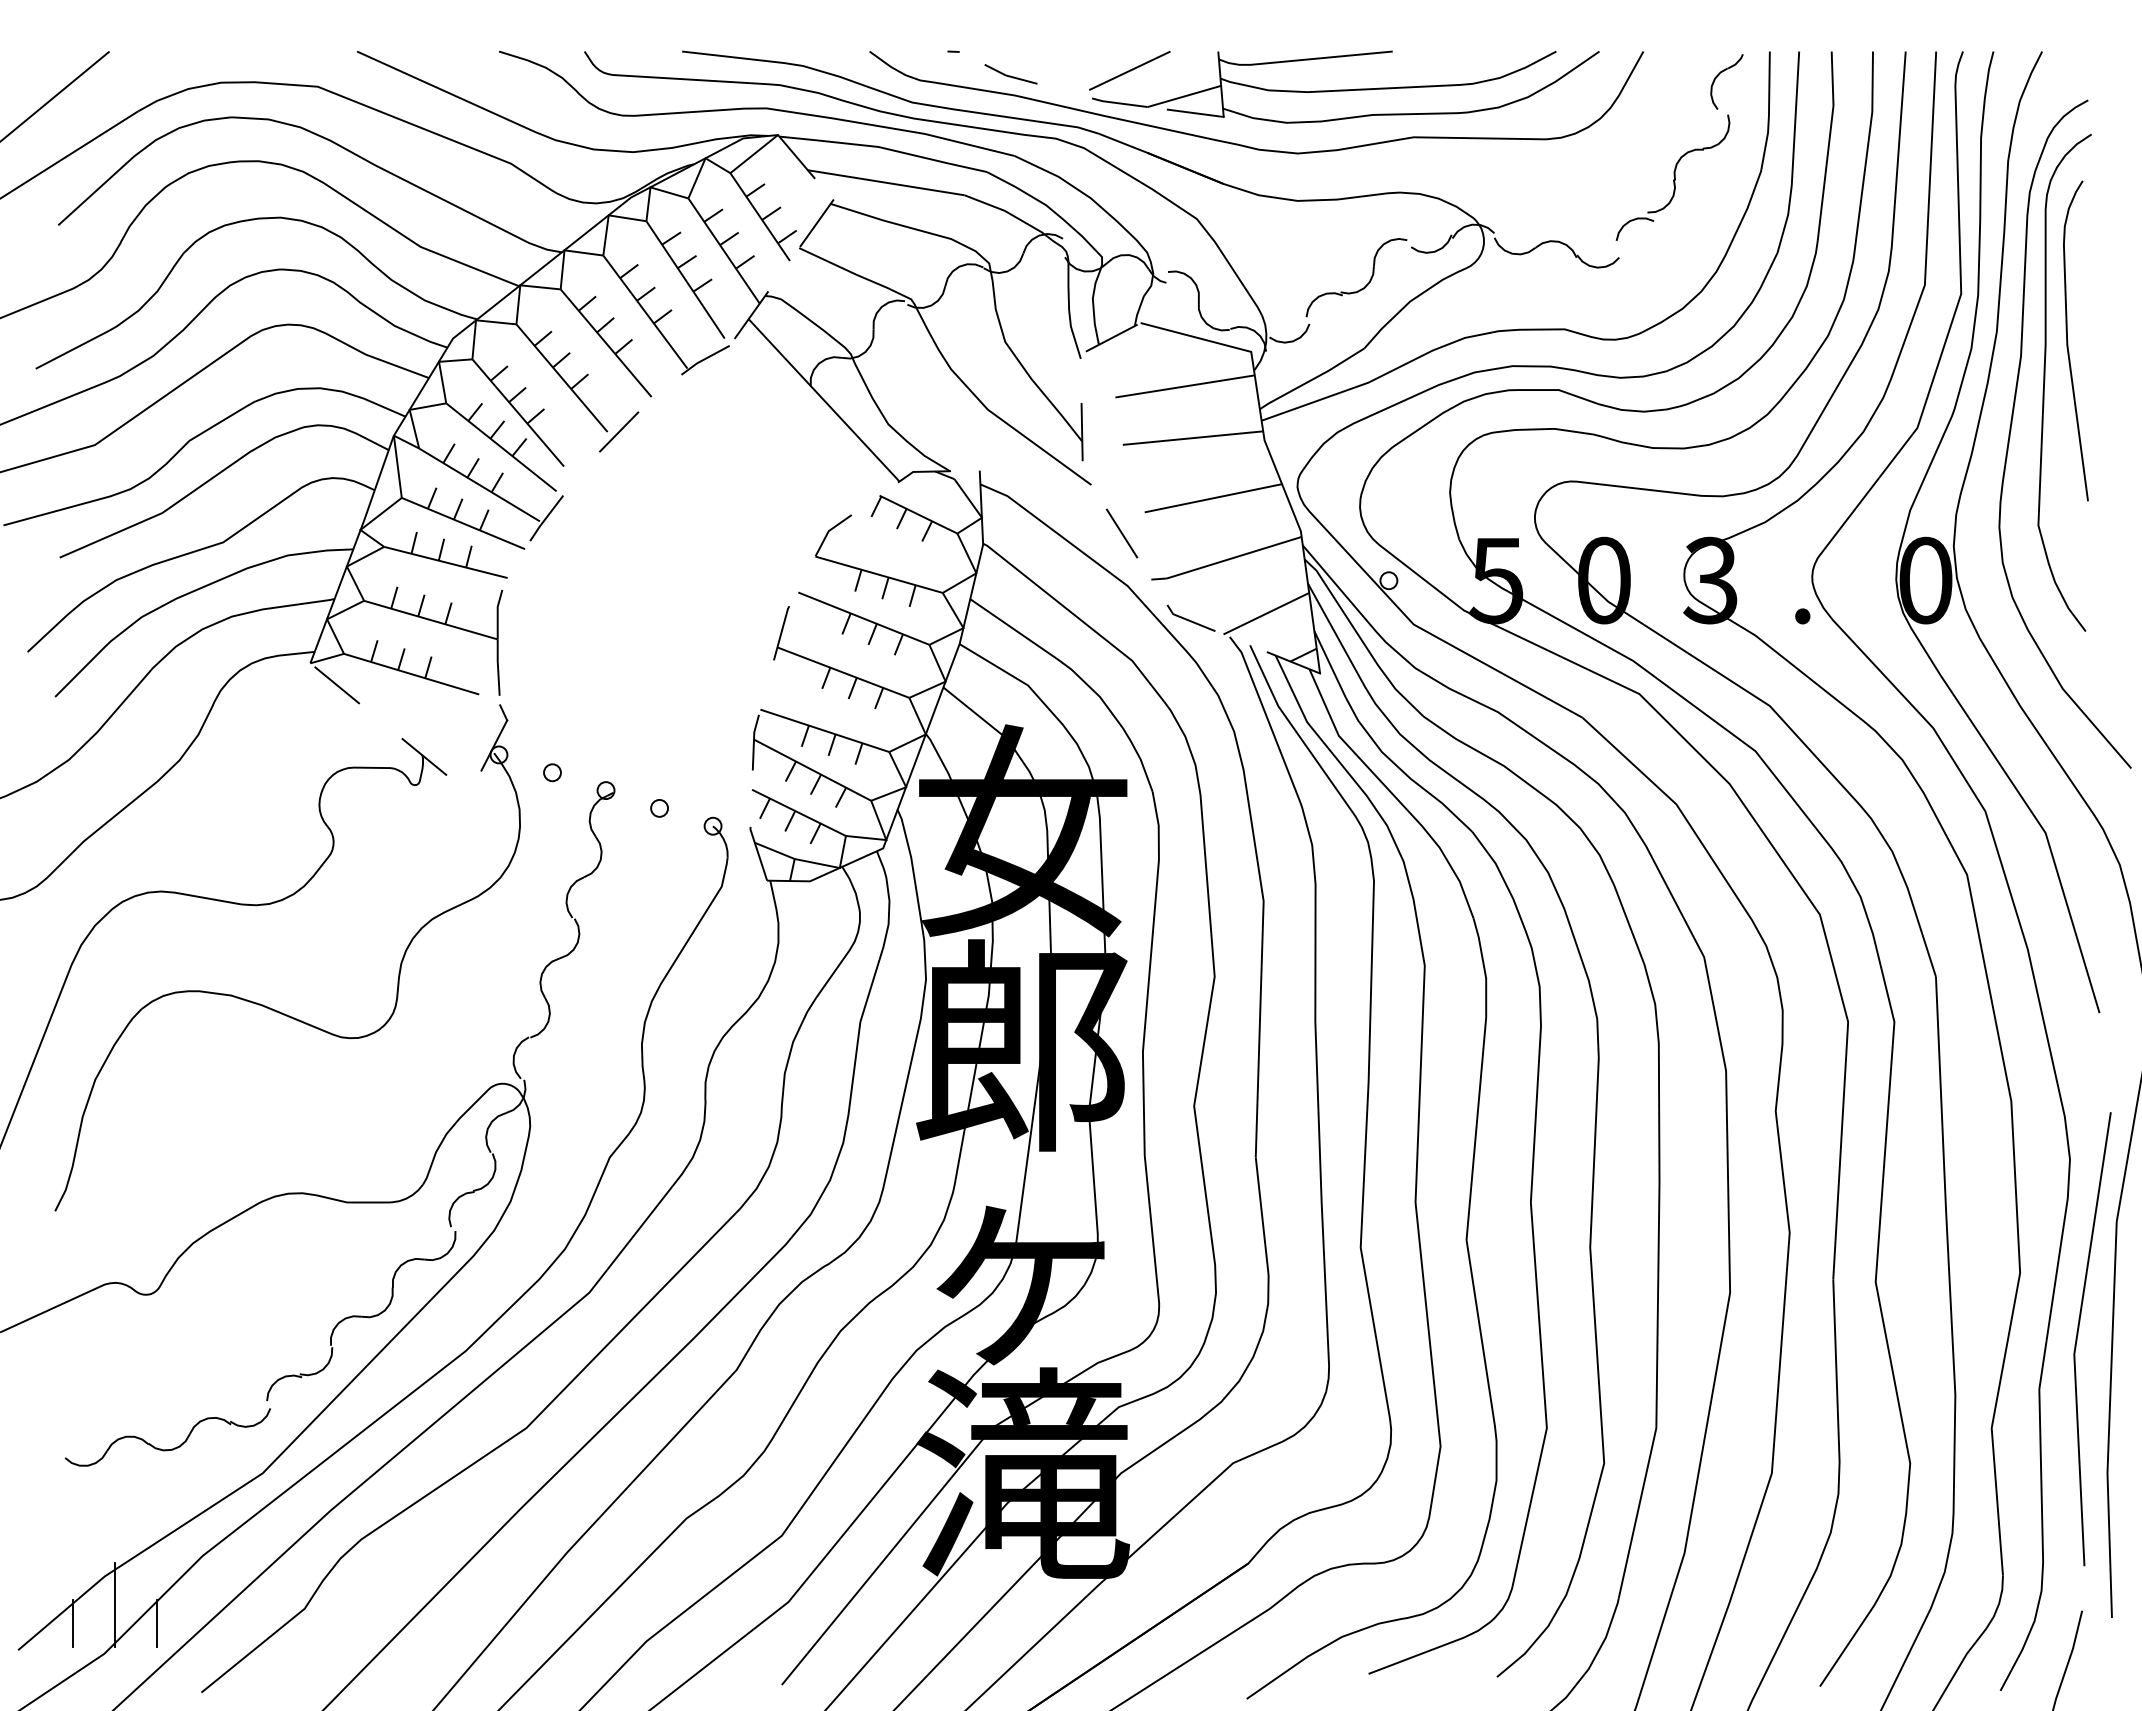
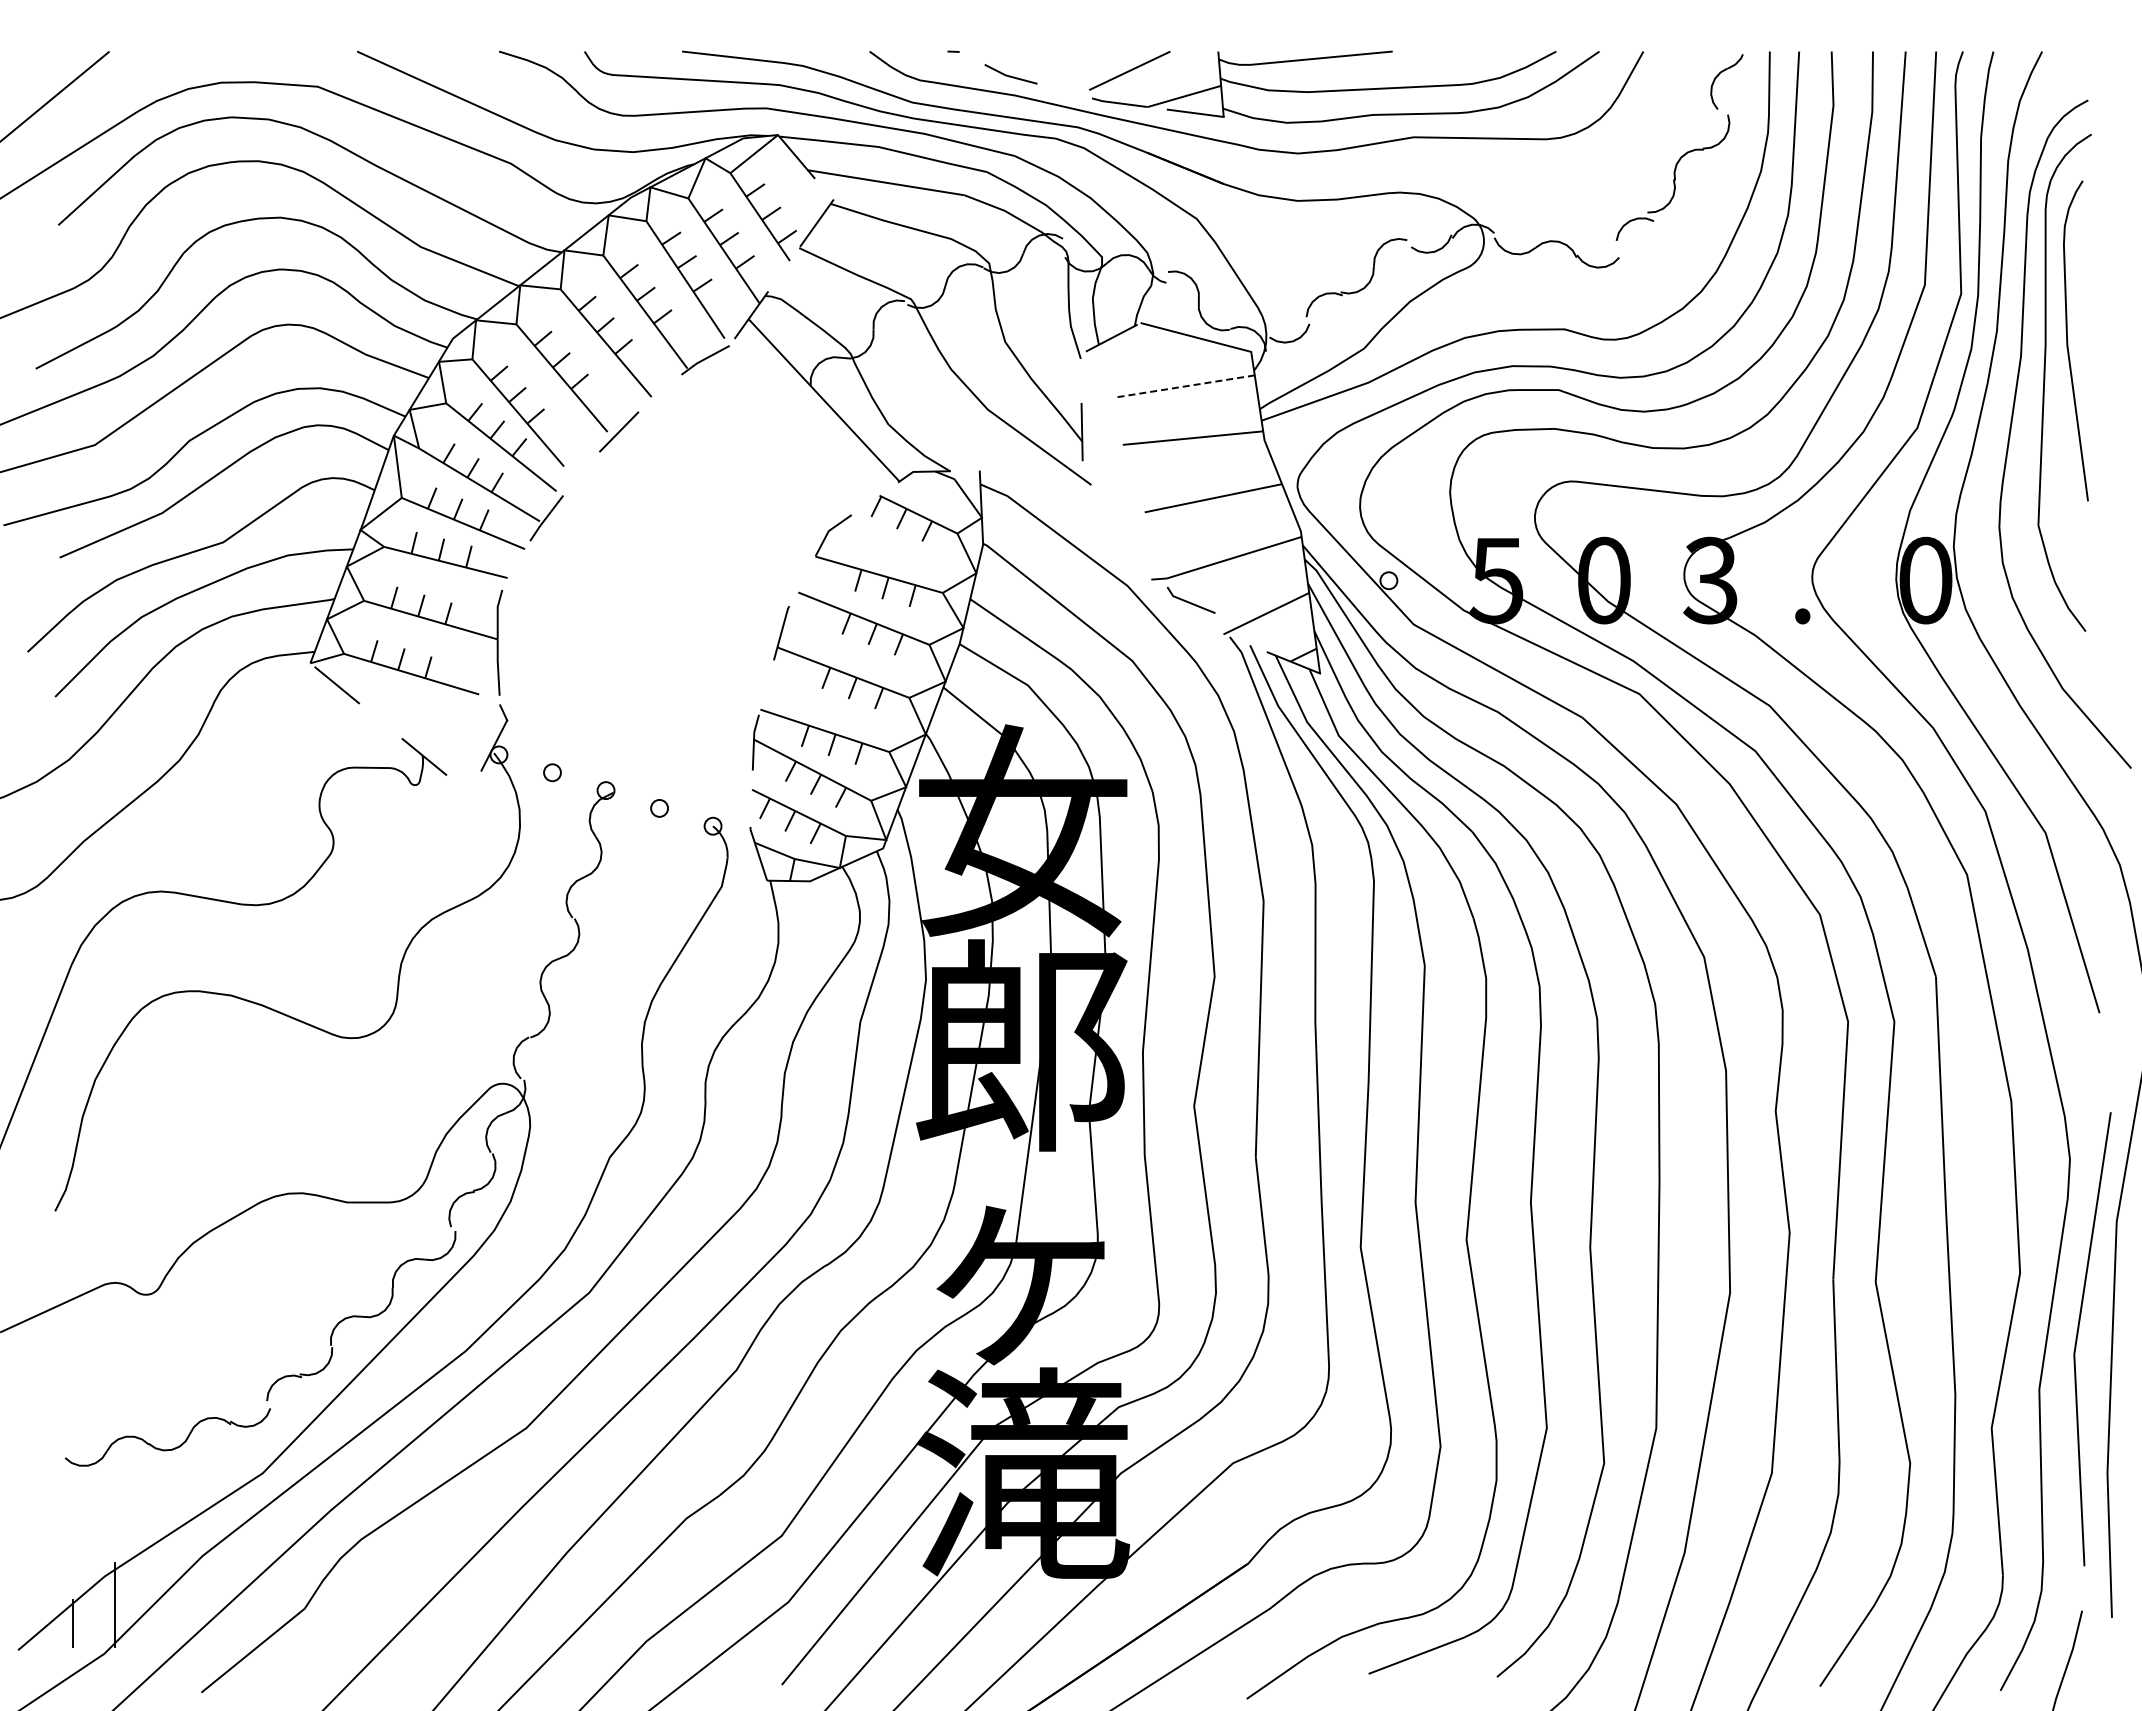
line: solid -> dashed (1185, 386)
line: present -> none (1121, 533)
line position: (1189, 619) -> (1189, 601) (1189, 601)
line: present -> none (157, 1623)
